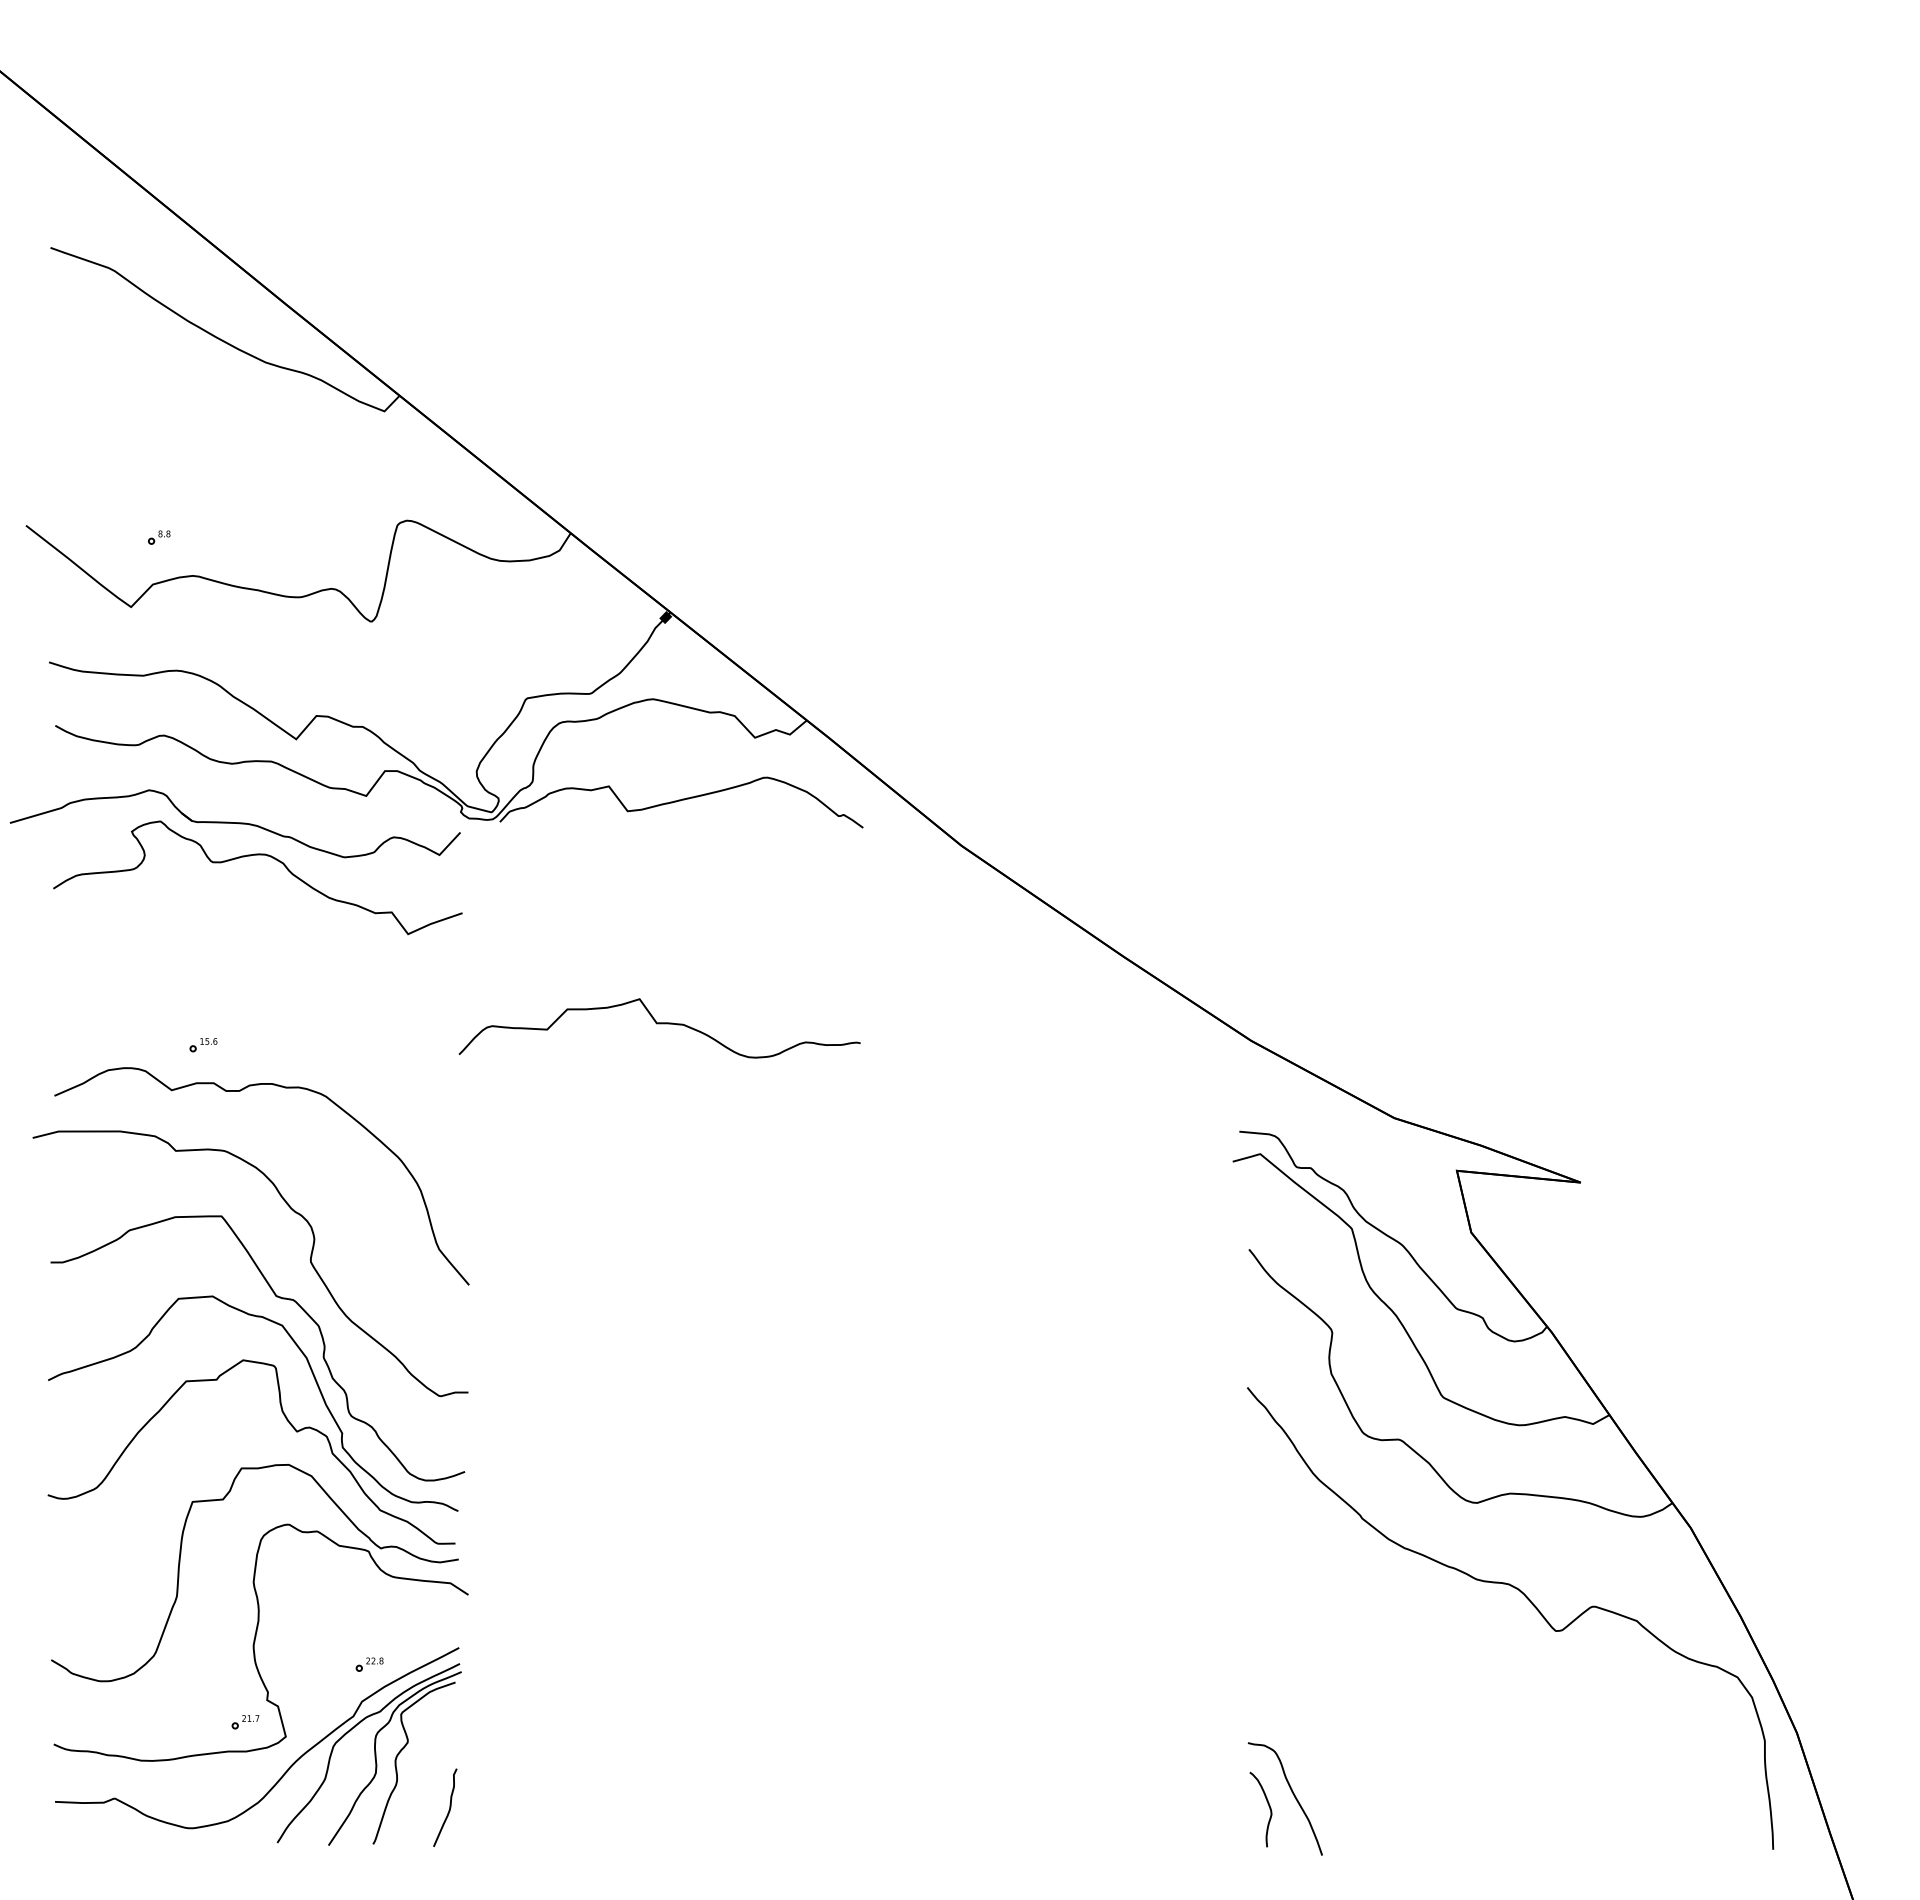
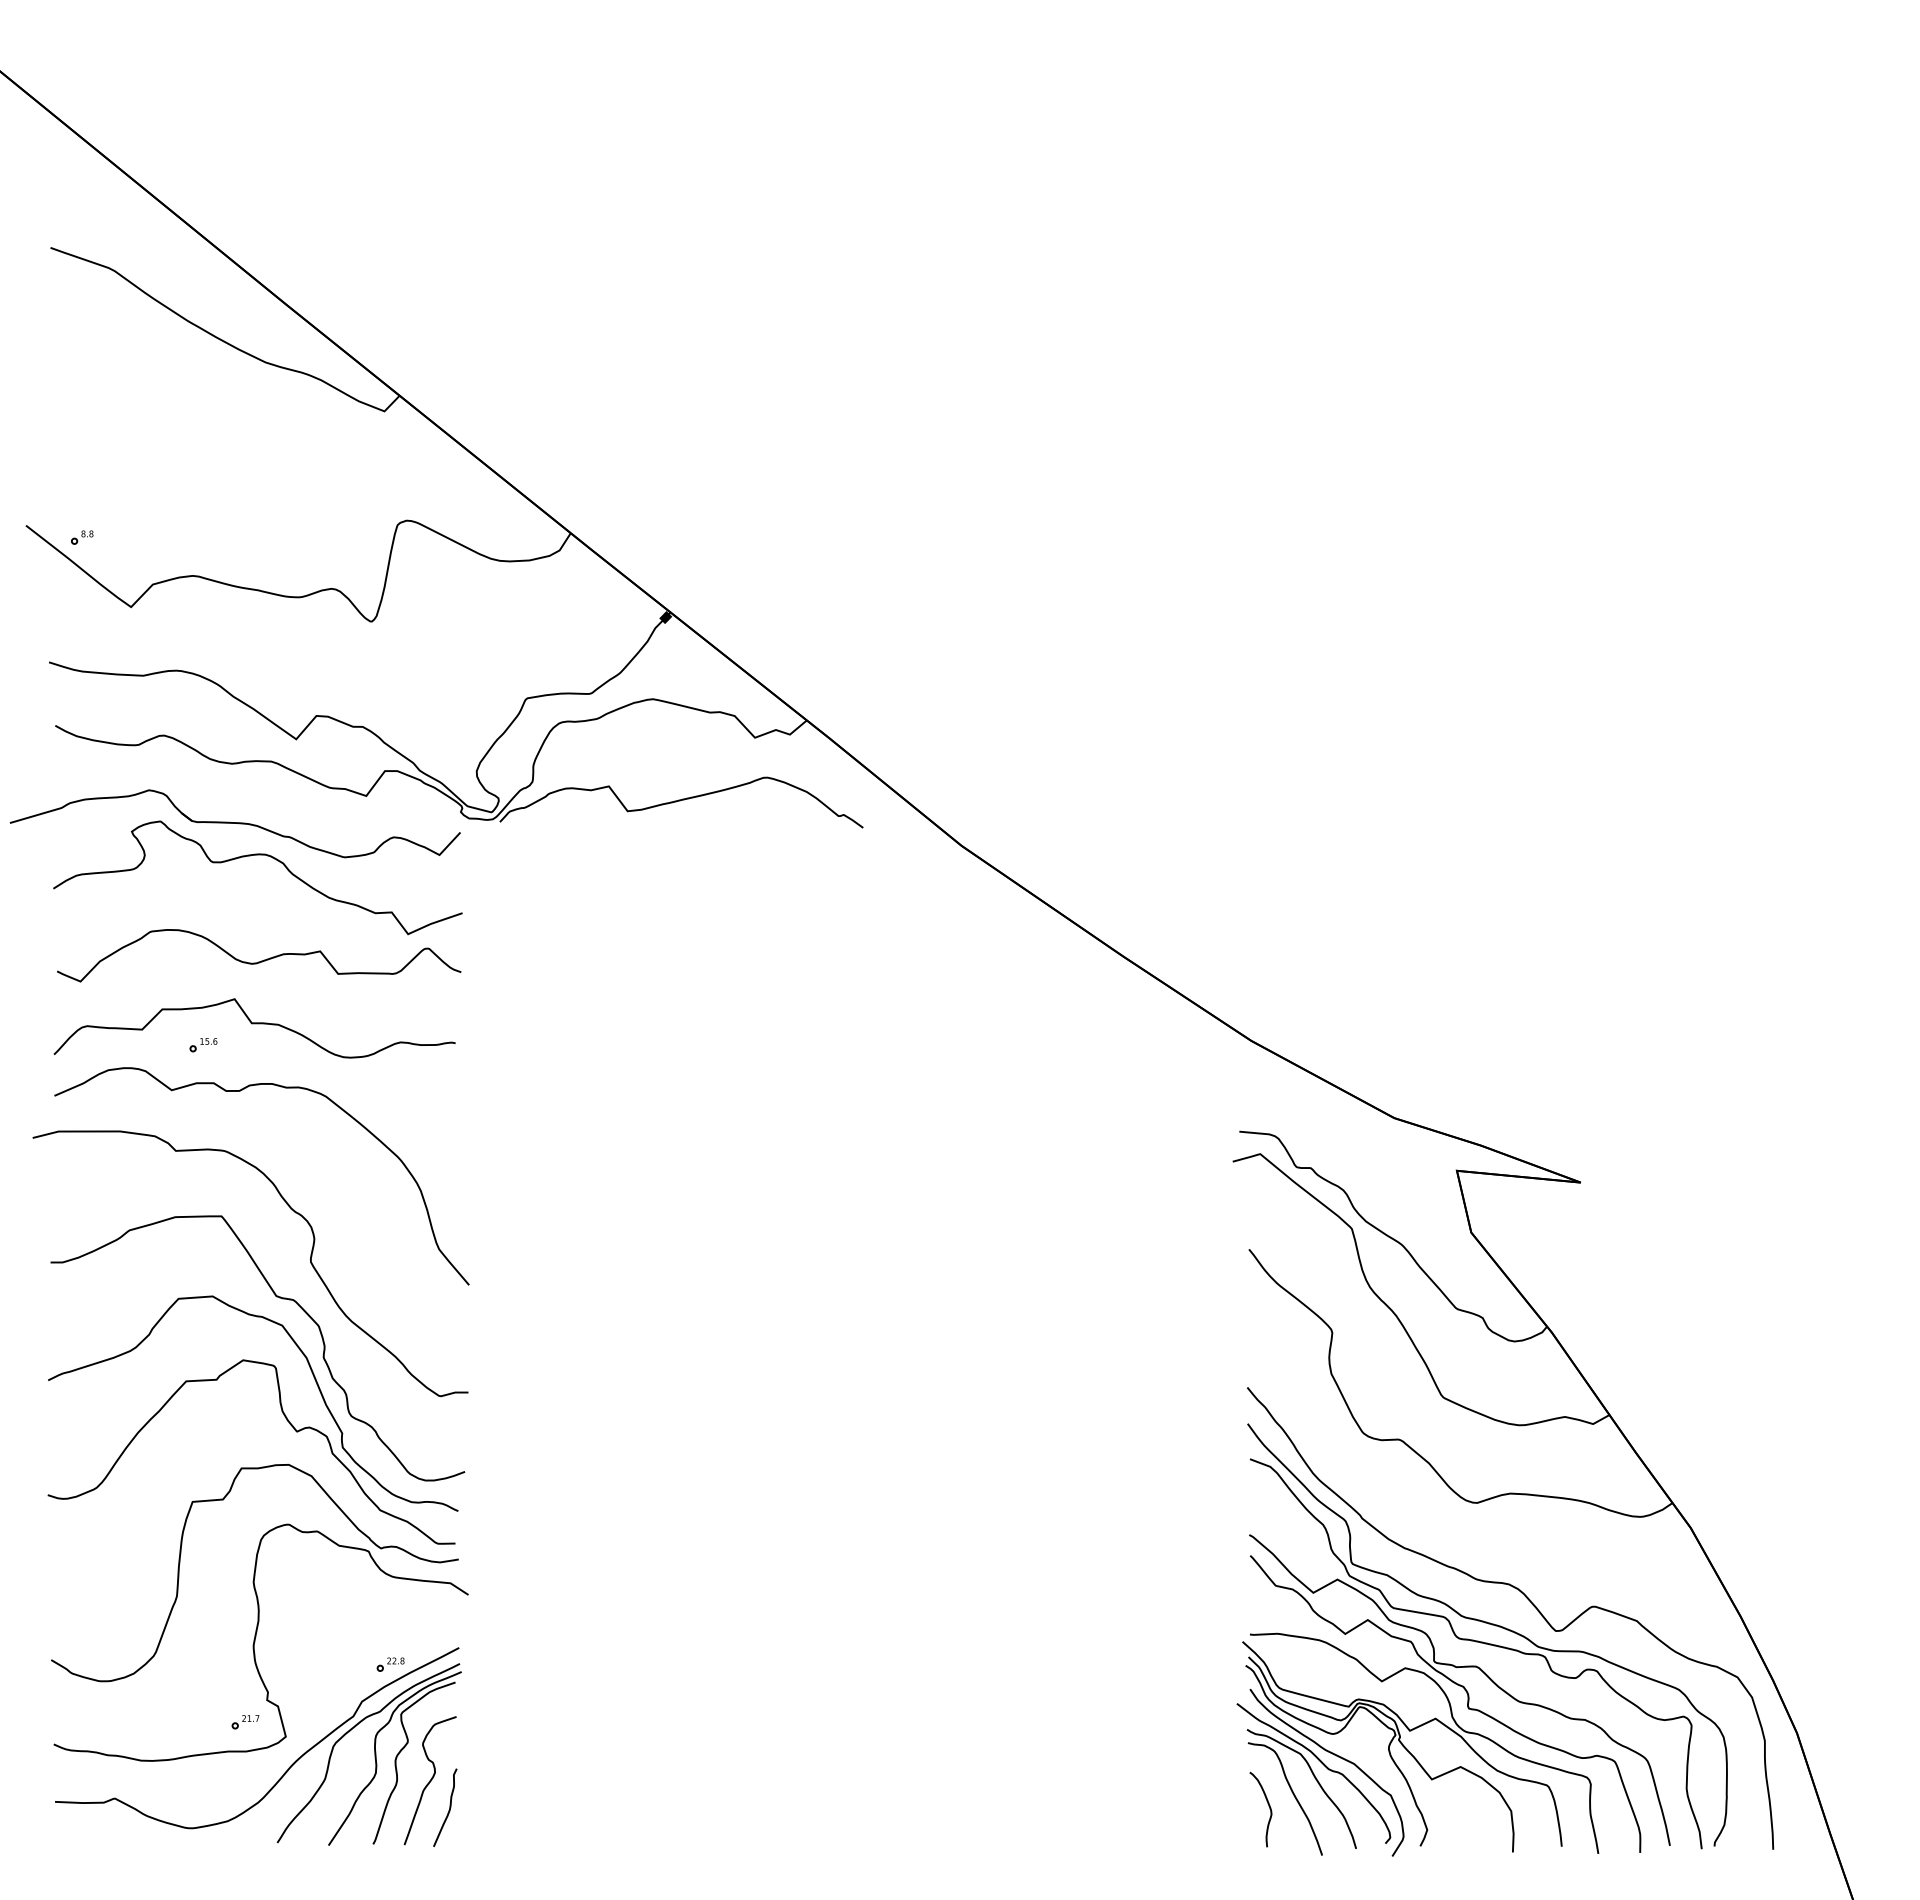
part position: (159, 537) -> (82, 537) (82, 537)
curve: none -> present (261, 960)
curve position: (659, 1024) -> (254, 1024) (254, 1024)
part: none -> present (1481, 1639)
part position: (369, 1664) -> (390, 1664) (390, 1664)
curve: none -> present (429, 1780)
